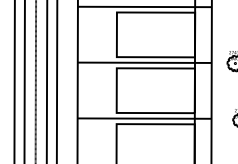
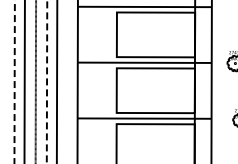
line: solid -> dashed (14, 82)
line: solid -> dashed (47, 82)
